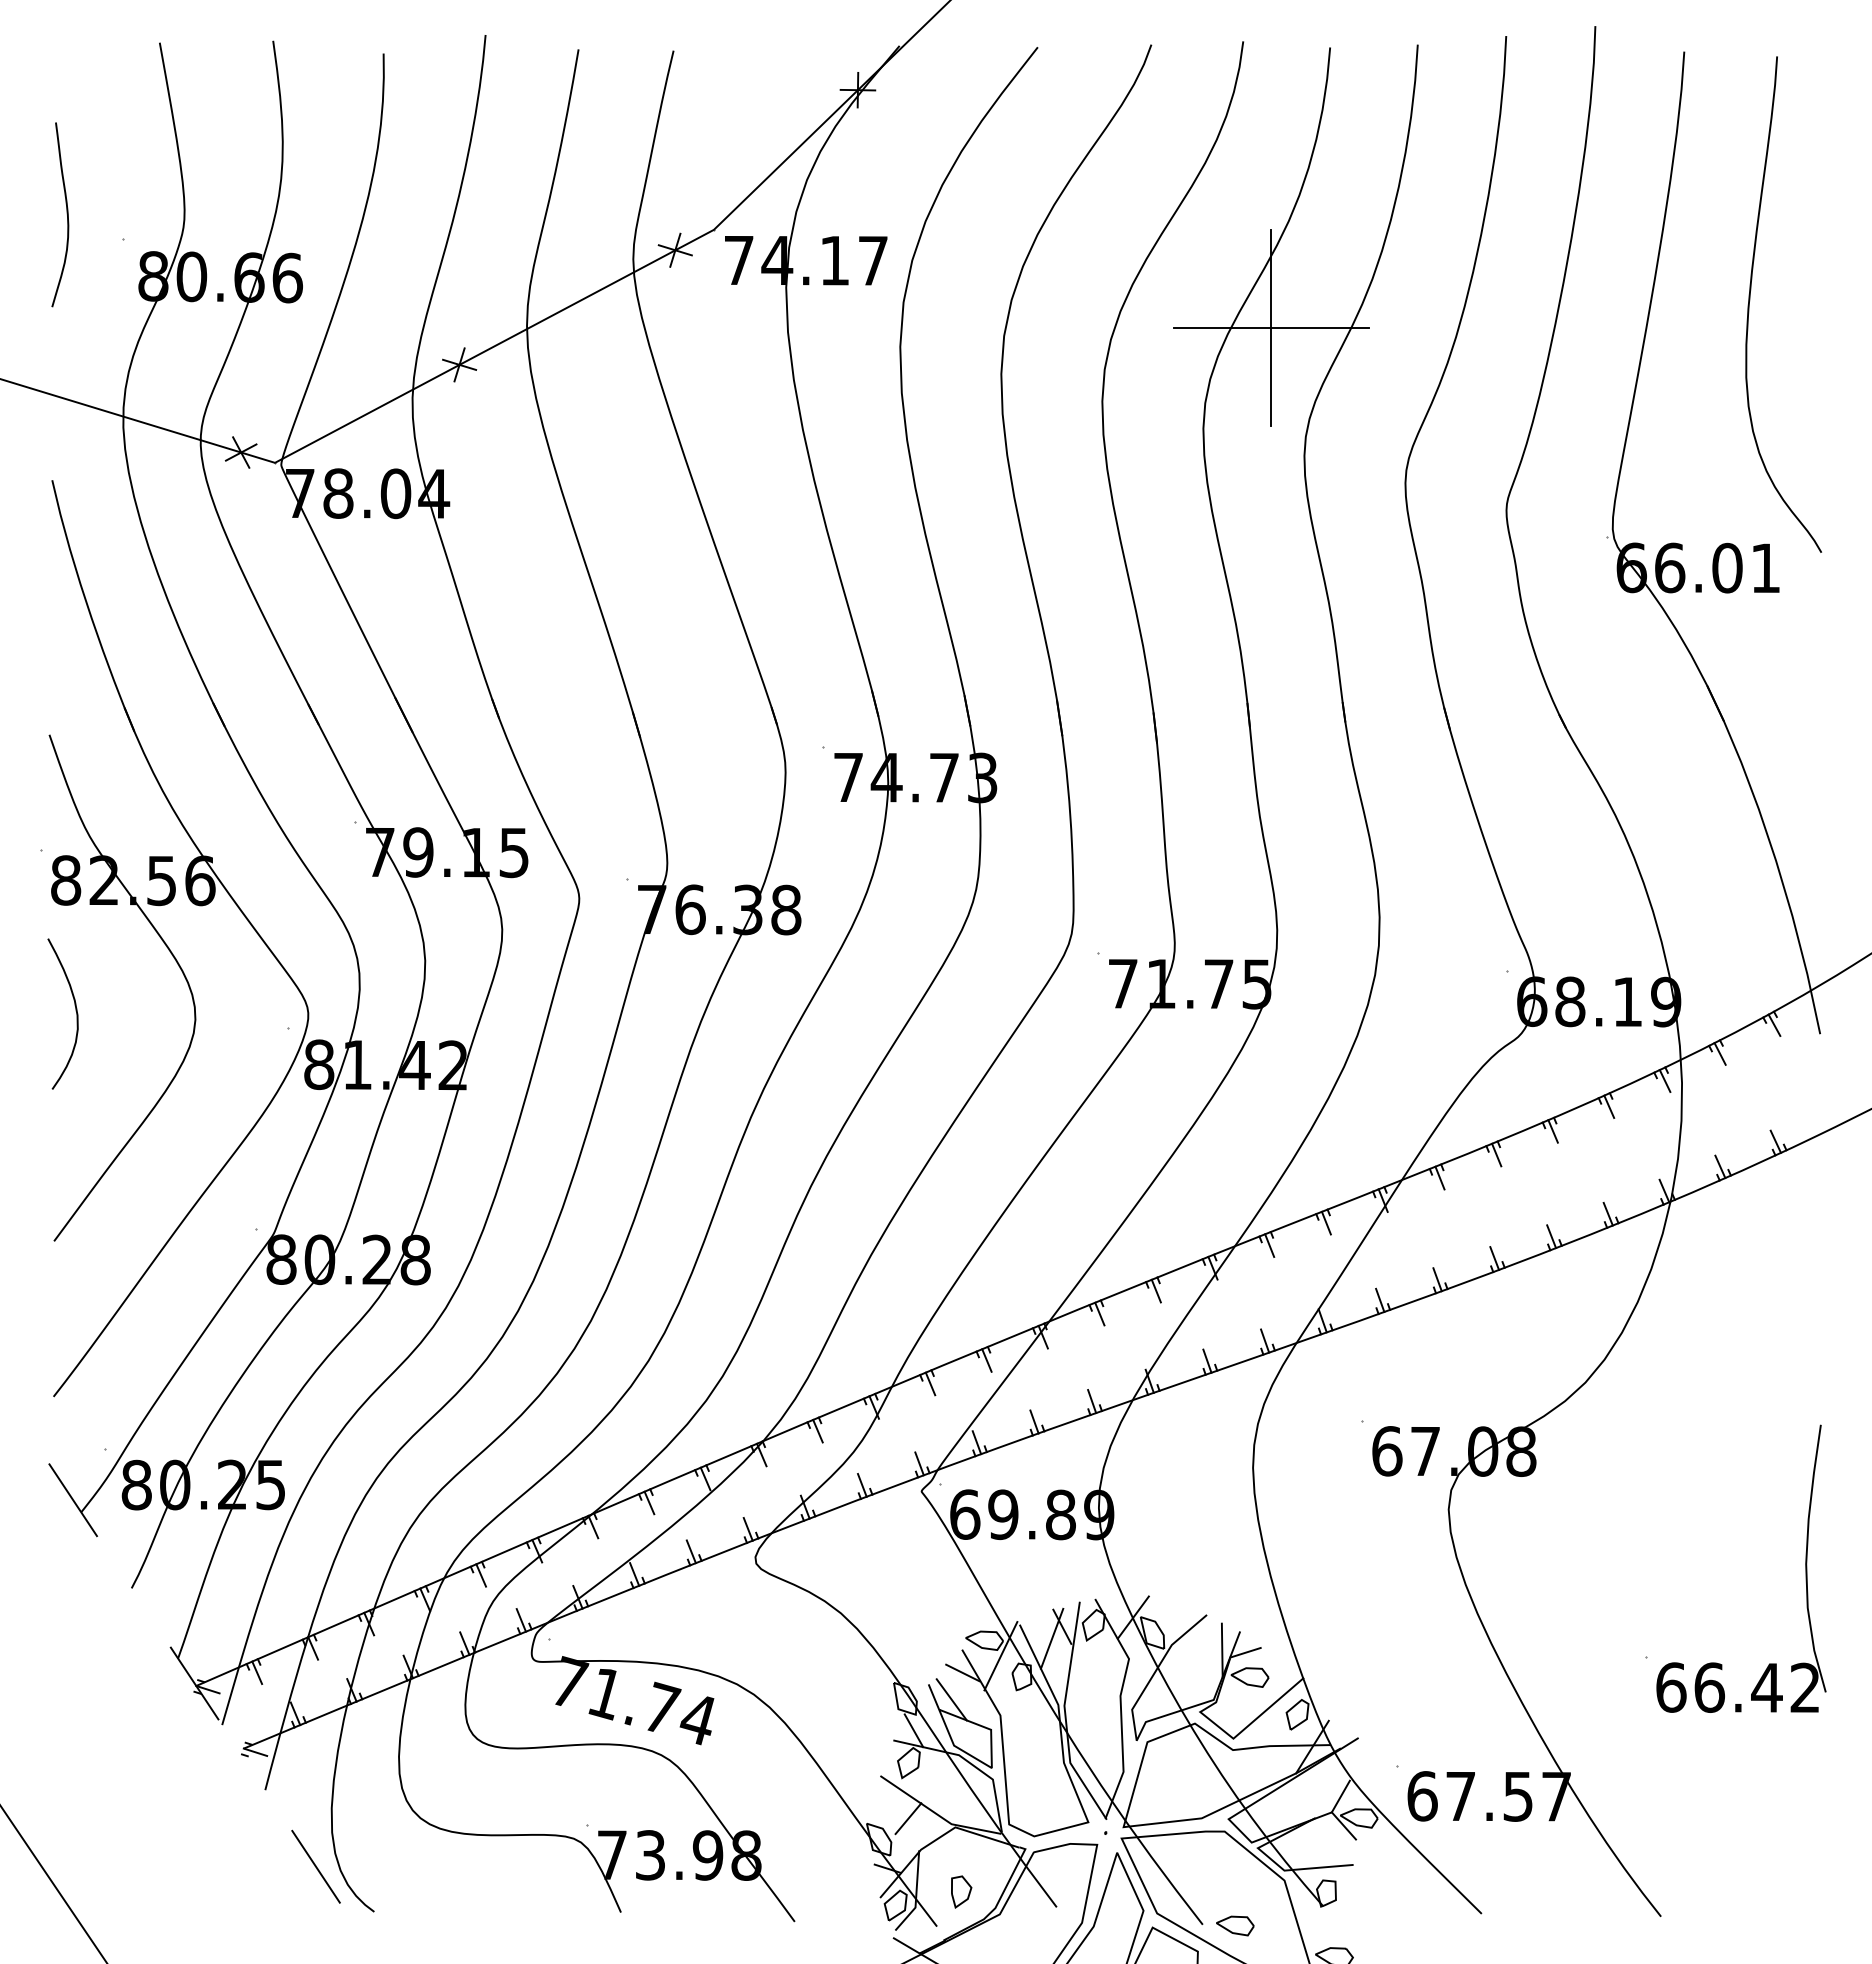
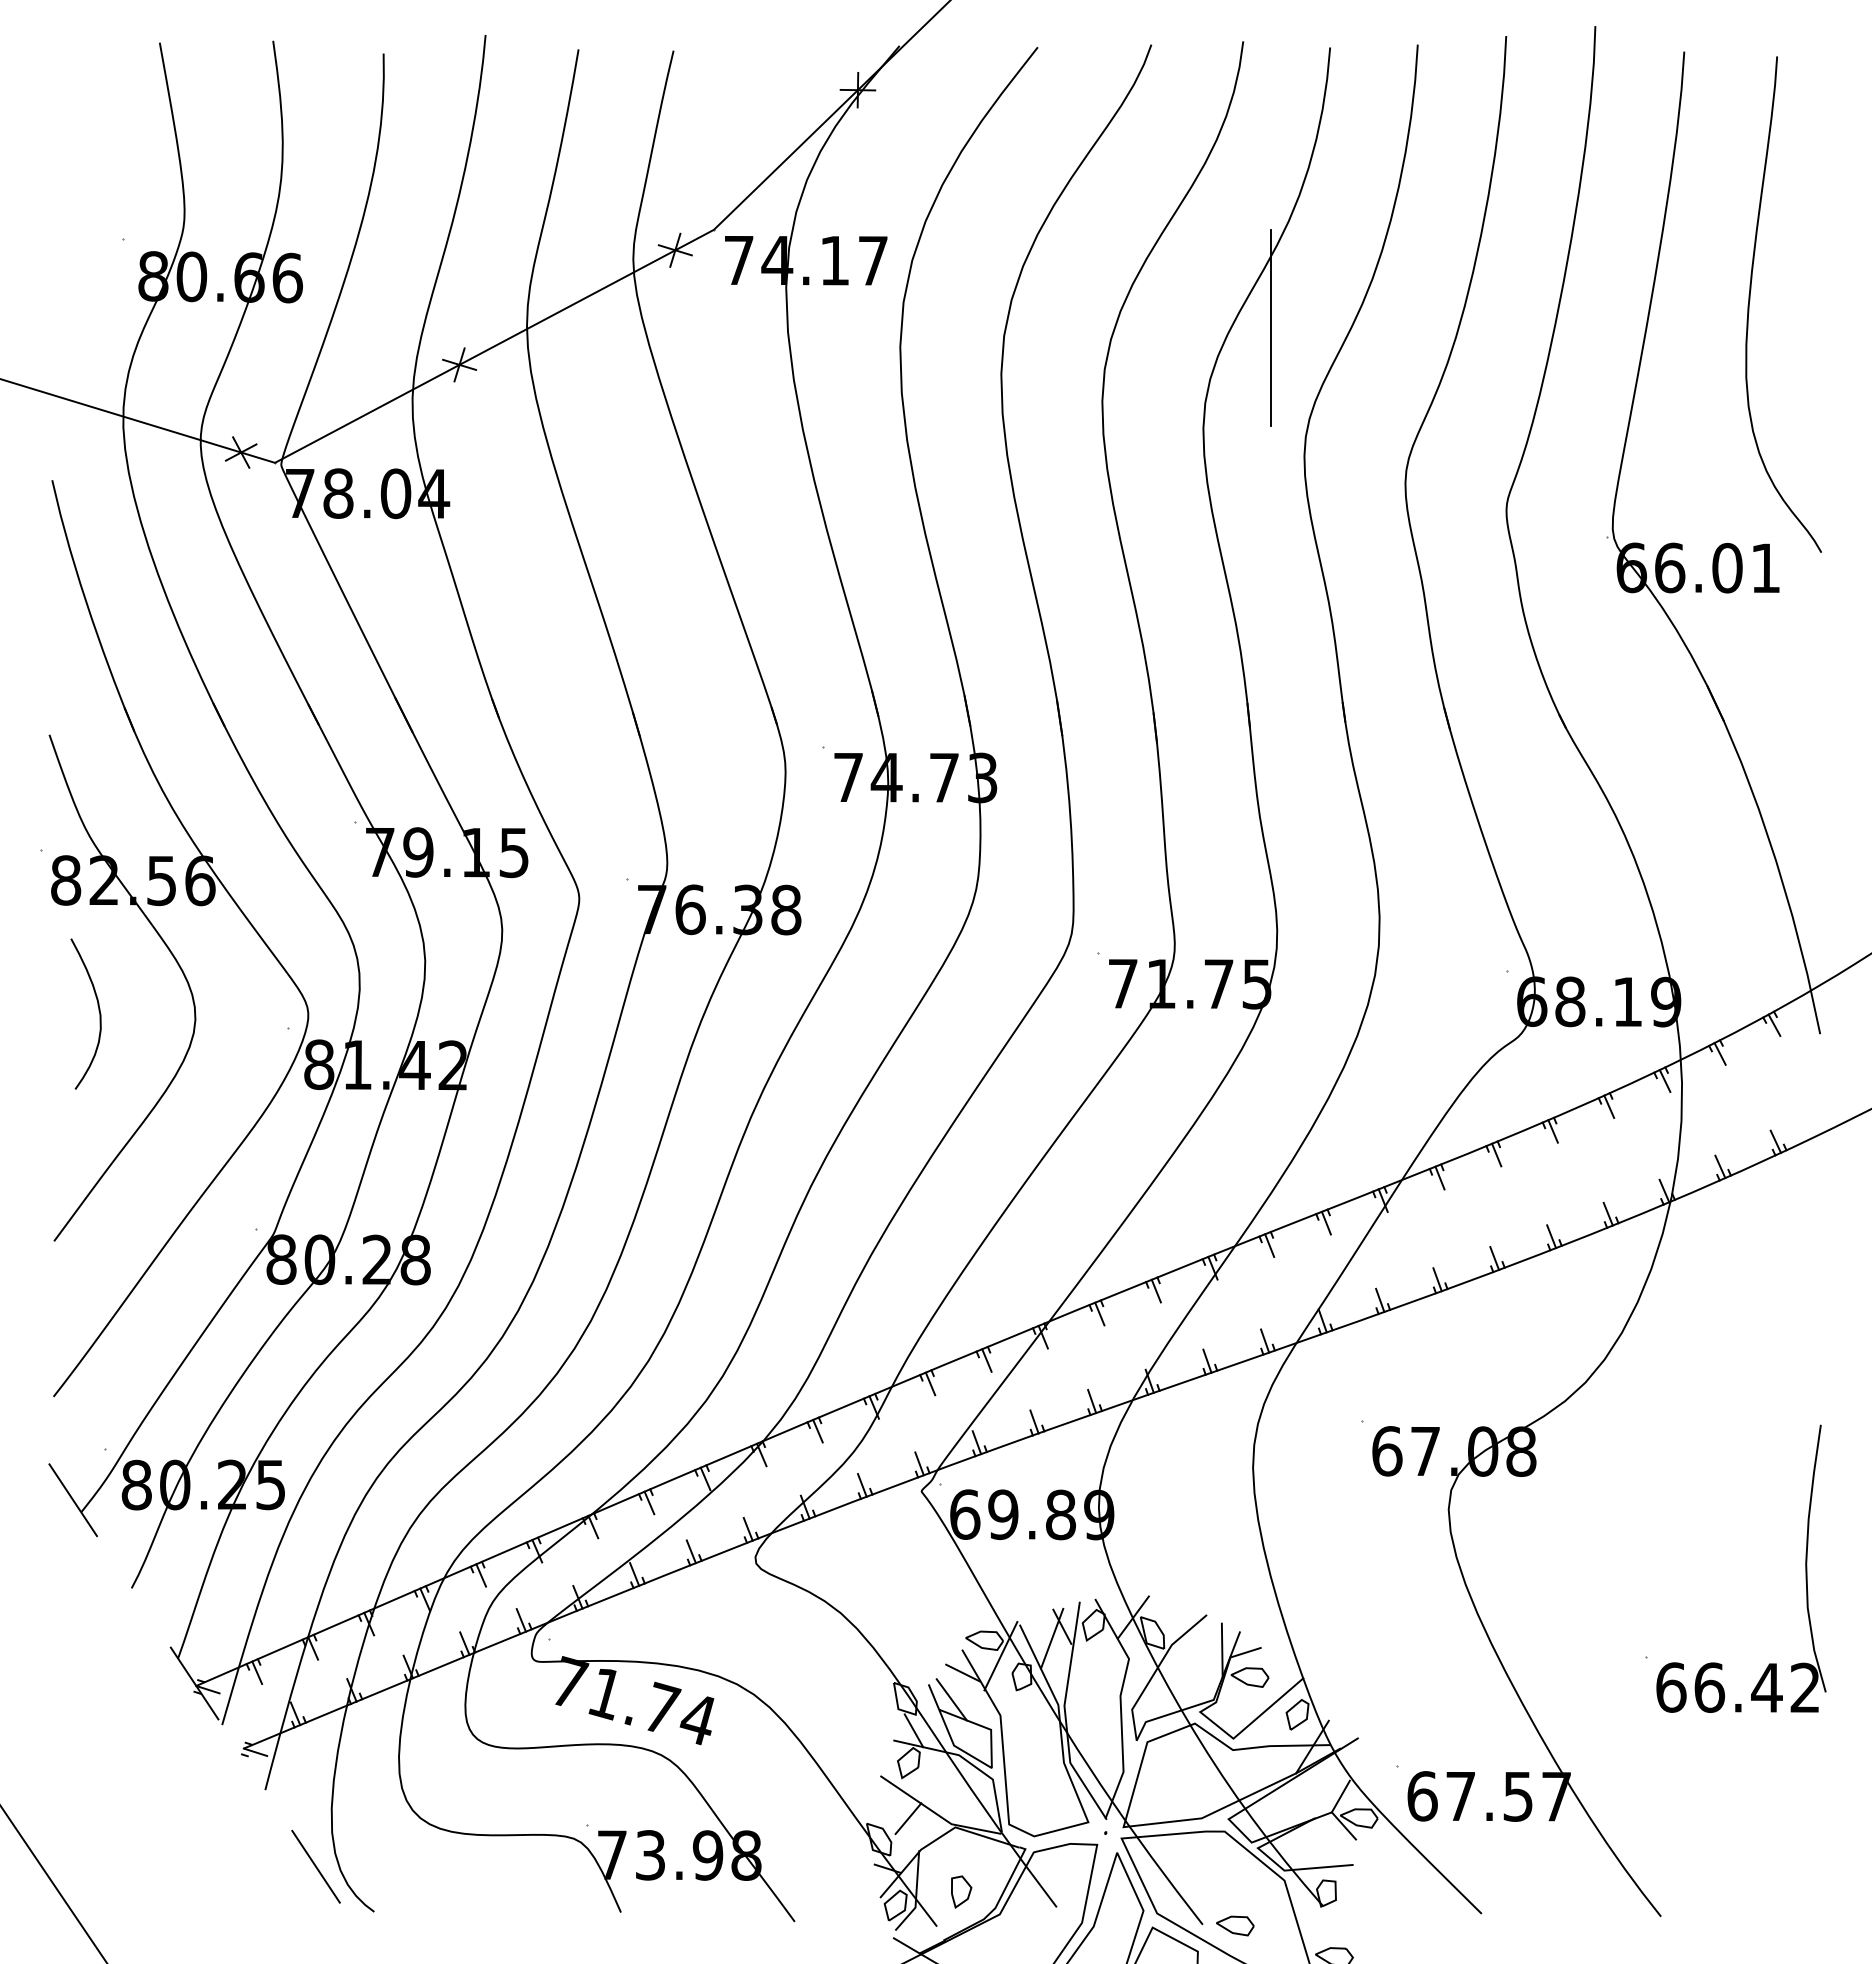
curve: present -> none (66, 214)
line: present -> none (1271, 328)
curve position: (75, 1011) -> (98, 1011) (98, 1011)
